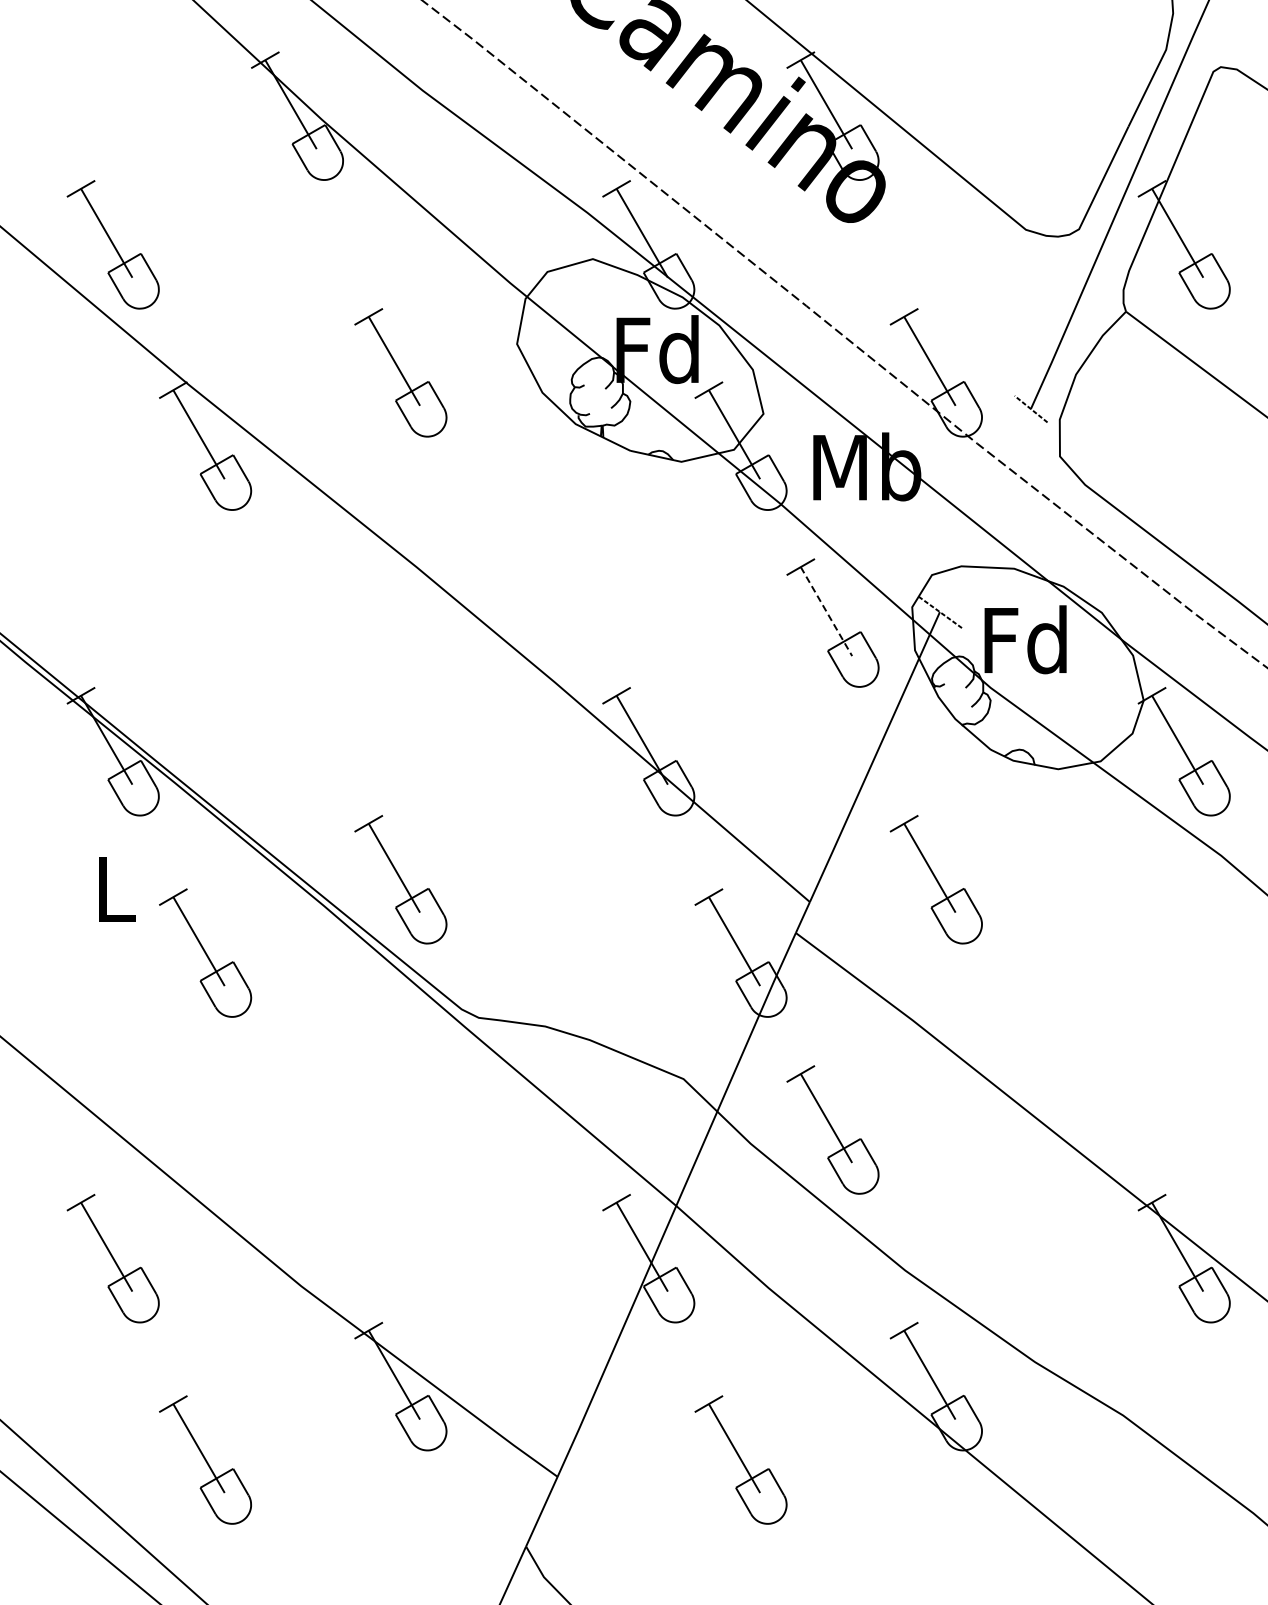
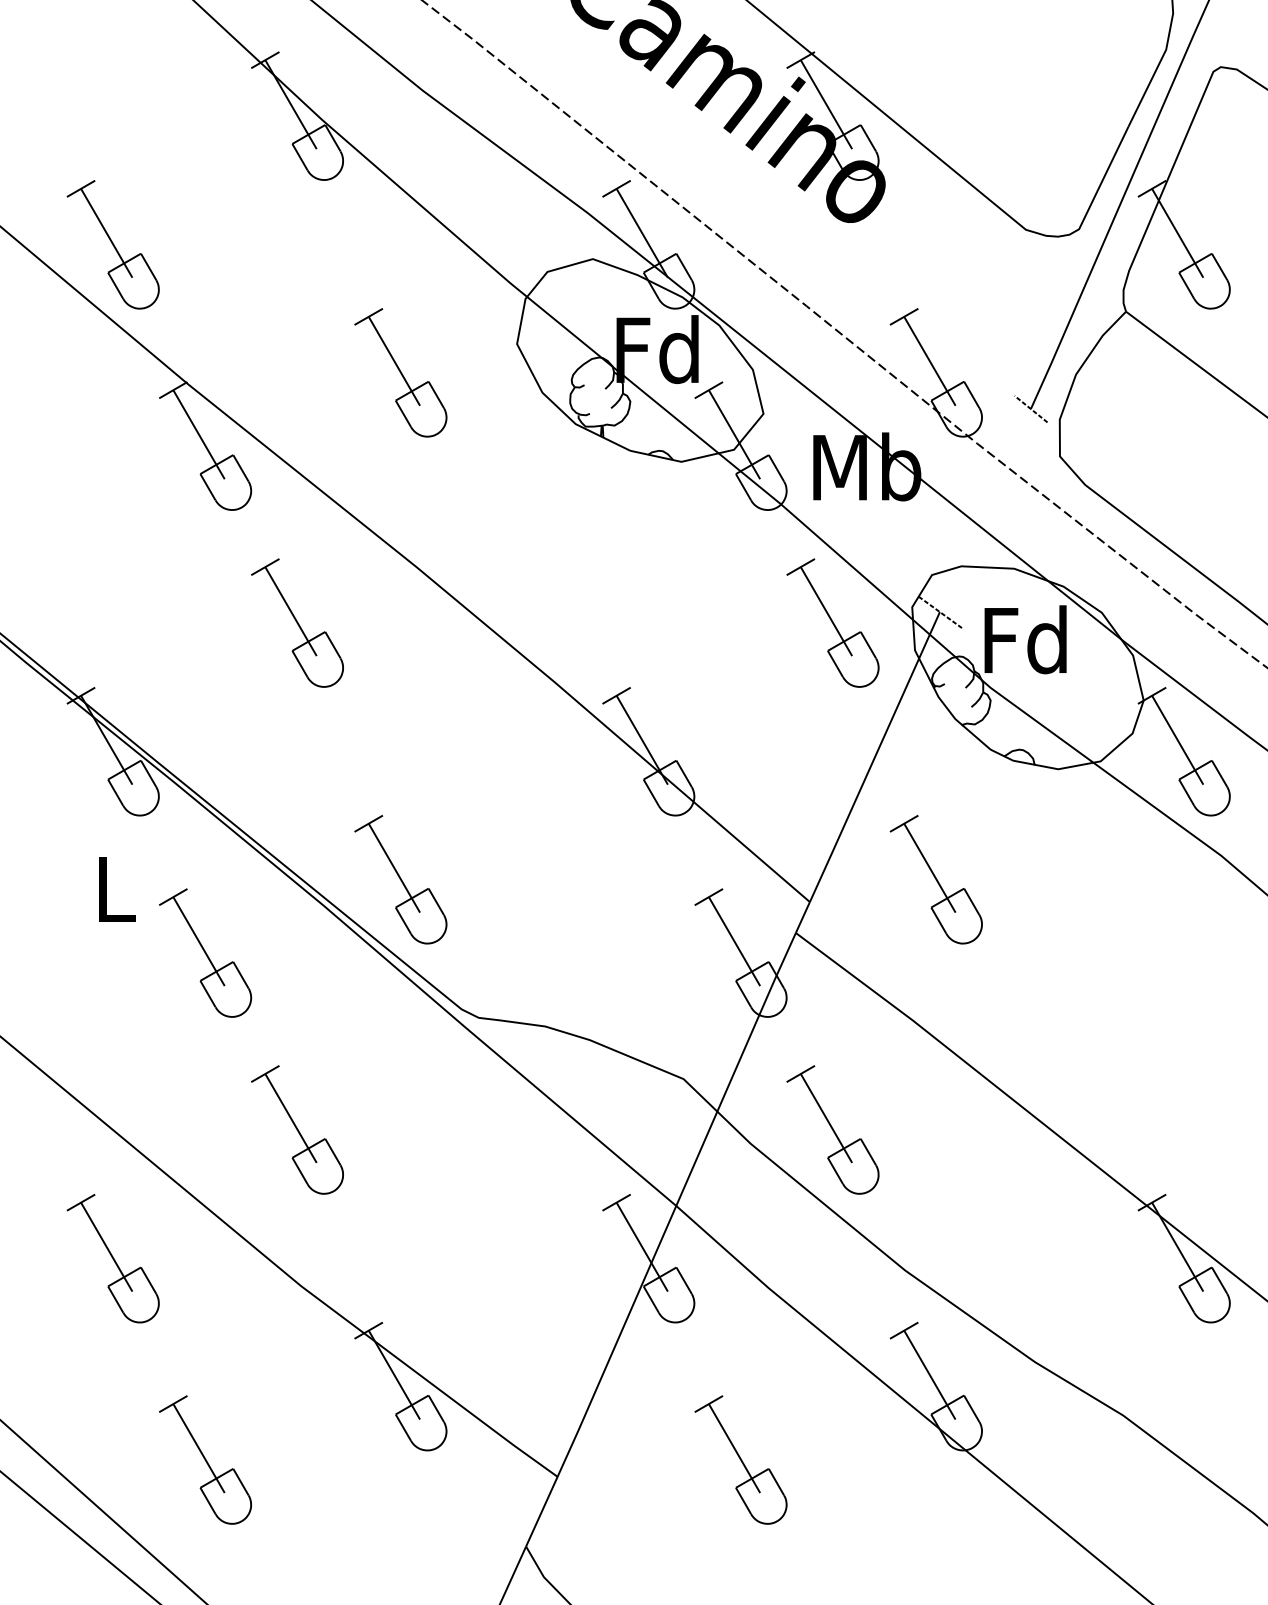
line: dashed -> solid (826, 612)
part: none -> present (297, 622)
part: none -> present (297, 1129)
